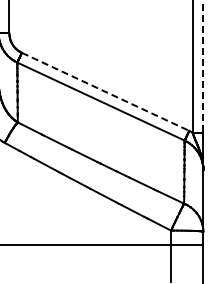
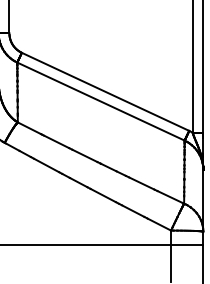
line: dashed -> solid (203, 66)
line: dashed -> solid (106, 92)
